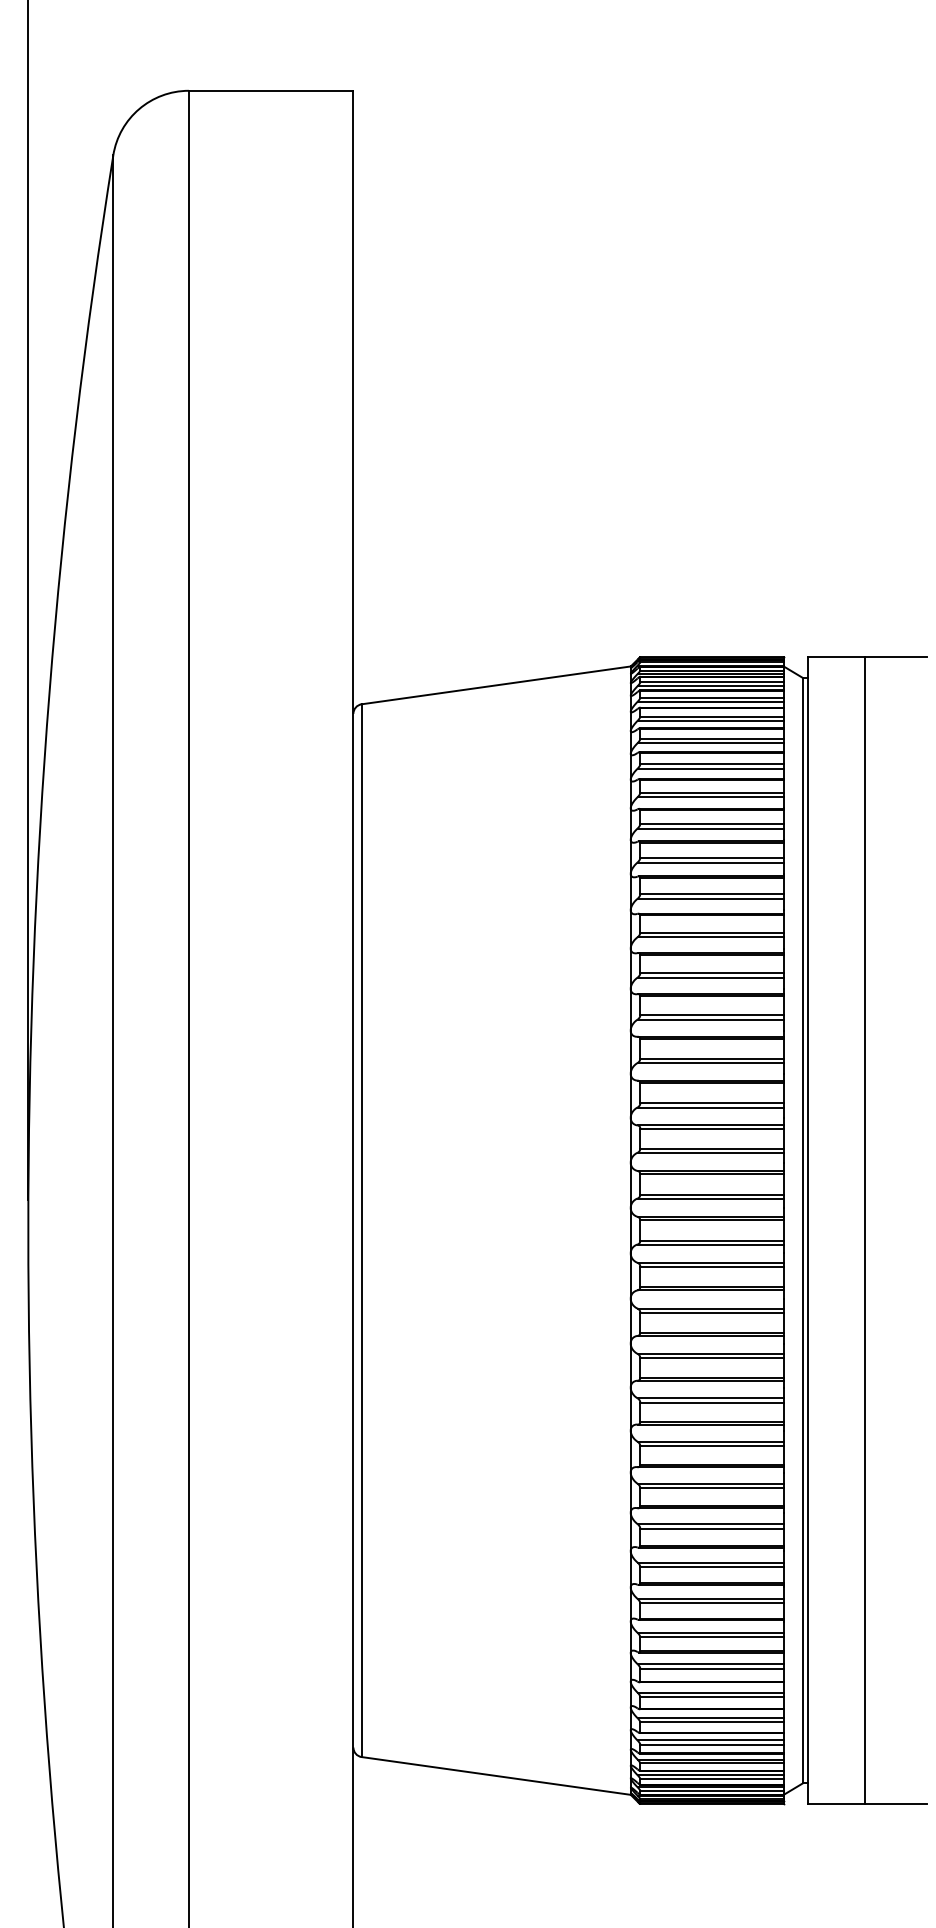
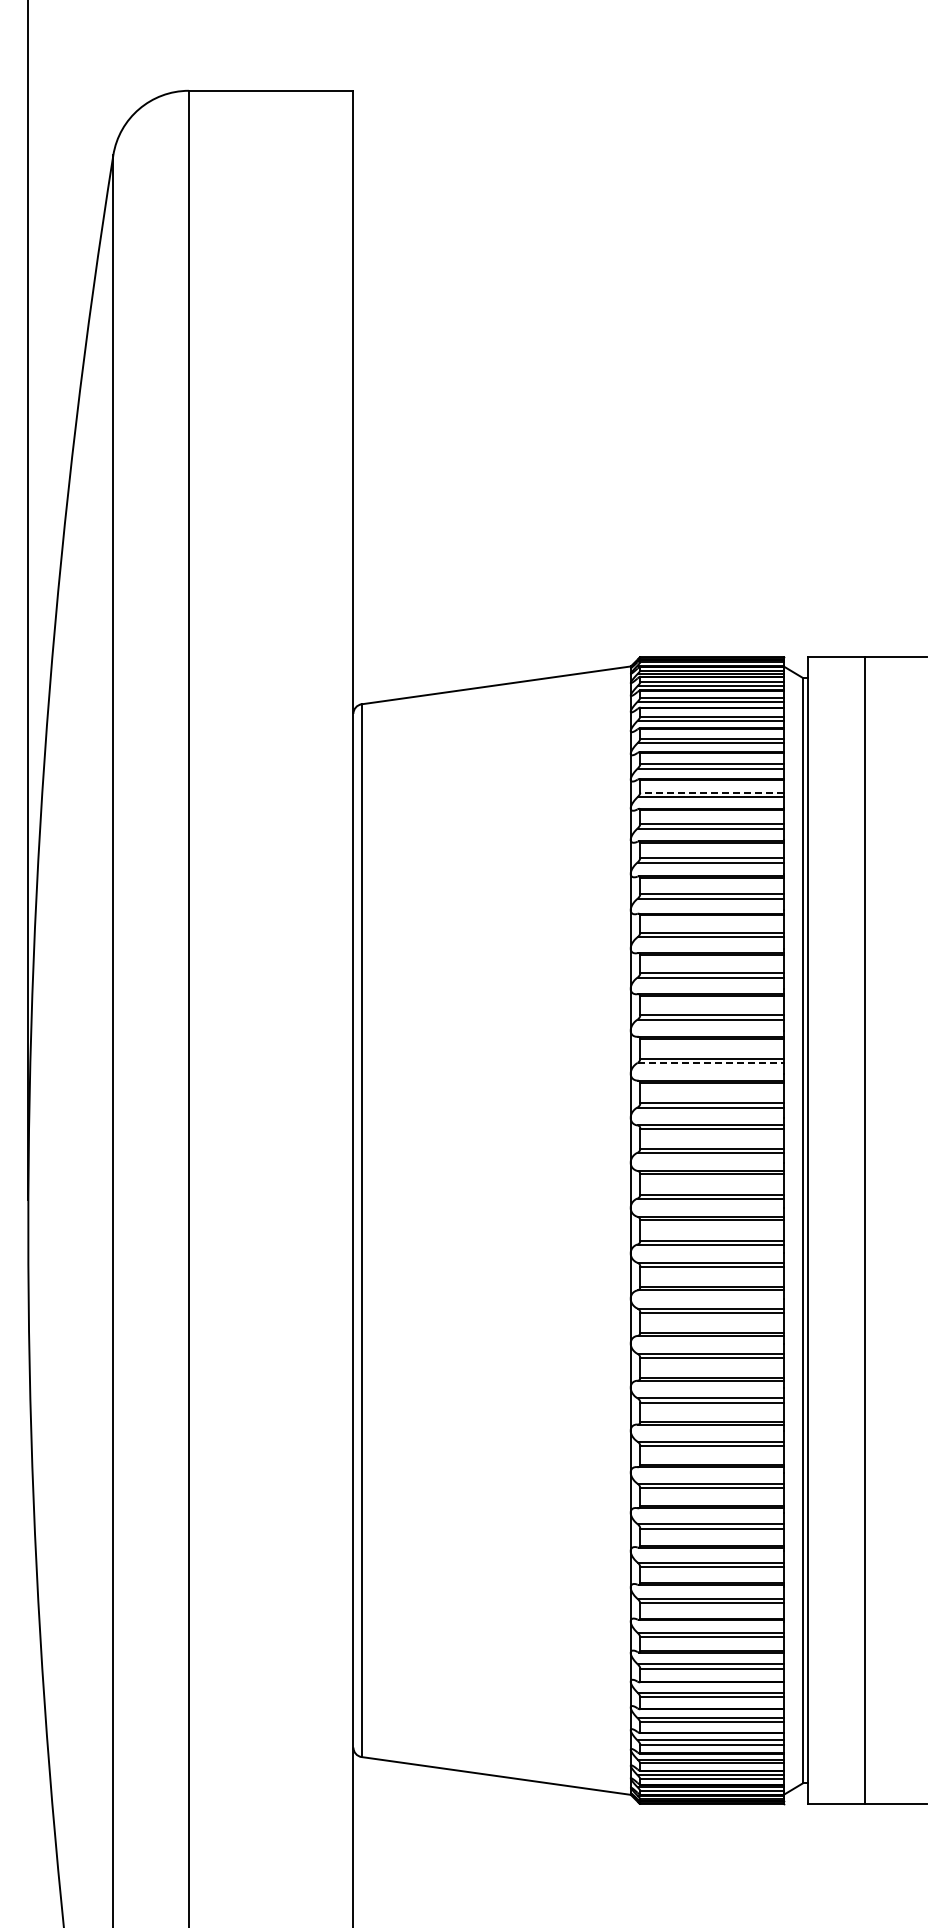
line: solid -> dashed (712, 792)
line: solid -> dashed (711, 1063)
